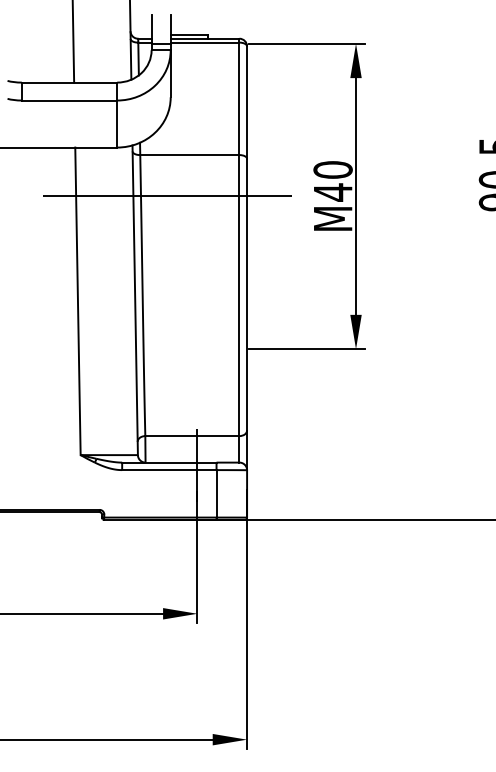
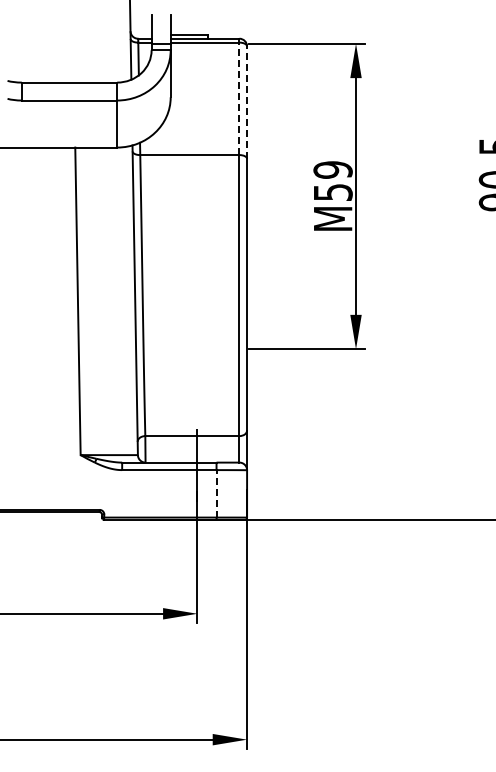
line: present -> none (73, 42)
line: solid -> dashed (239, 98)
line: solid -> dashed (247, 102)
text: M40 -> M59 (332, 181)
line: present -> none (167, 196)
line: solid -> dashed (216, 493)
